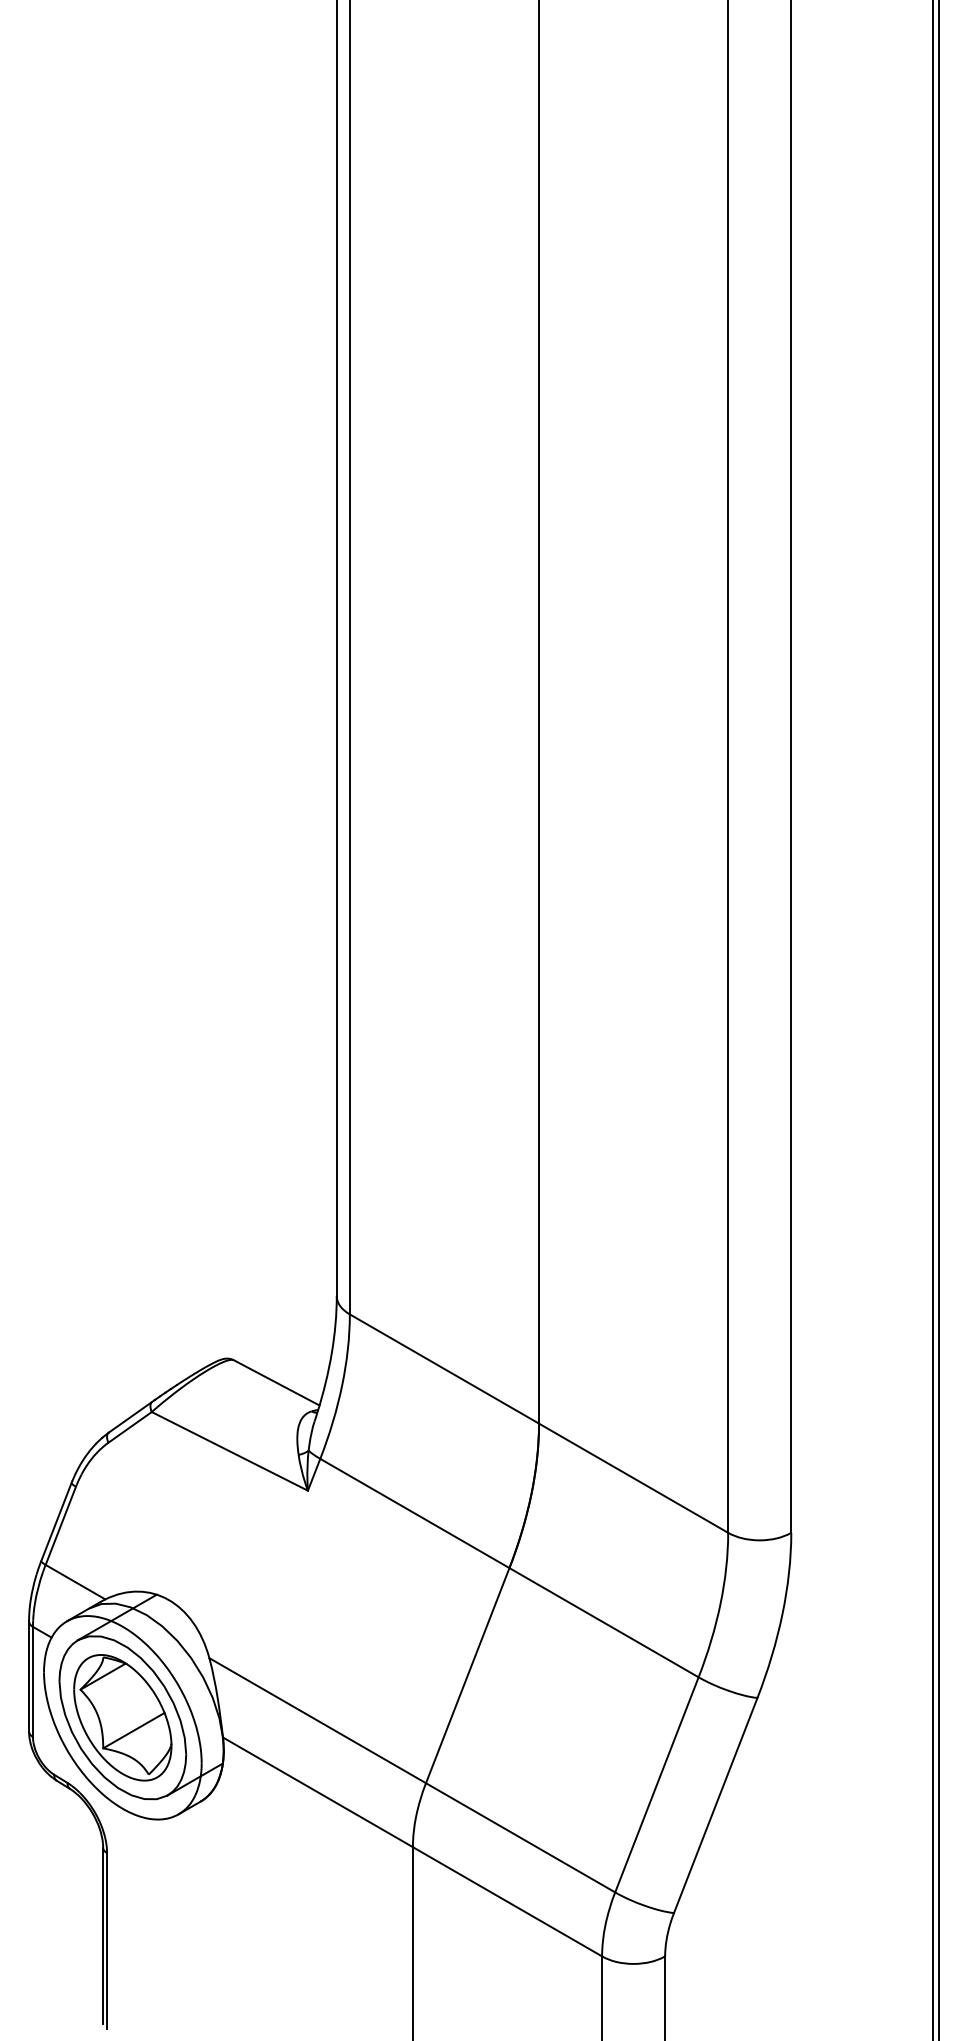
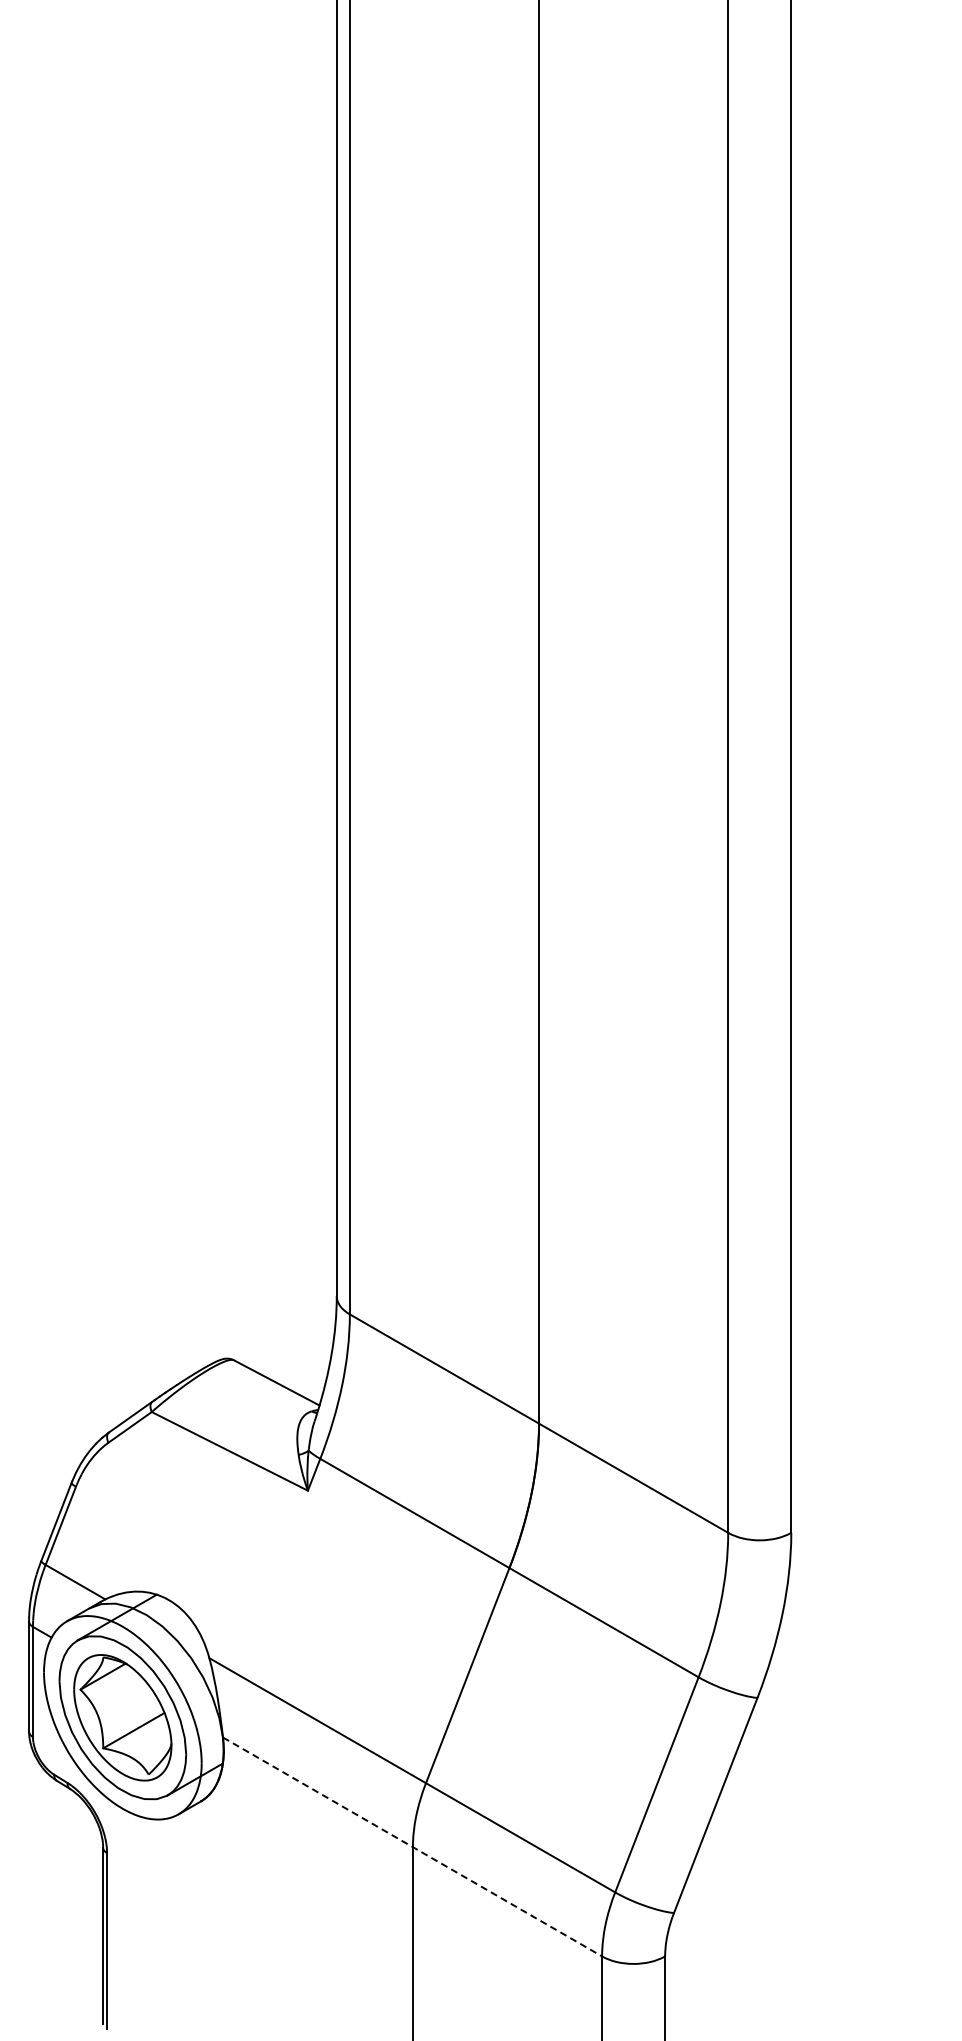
line: present -> none (932, 1019)
line: present -> none (939, 1019)
line: solid -> dashed (412, 1846)
